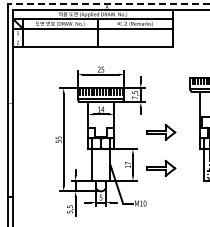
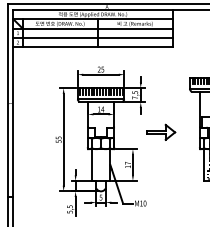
line: dashed -> solid (108, 4)
line: none -> present (92, 37)
part: present -> none (161, 167)
